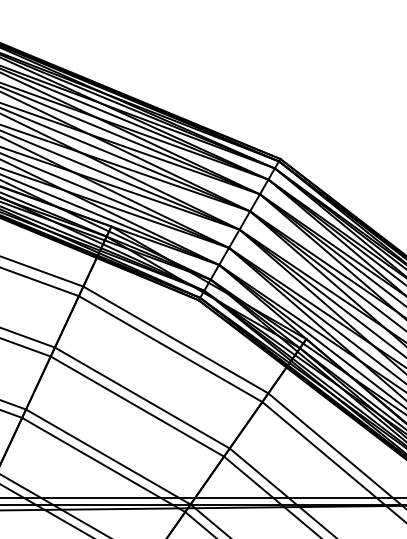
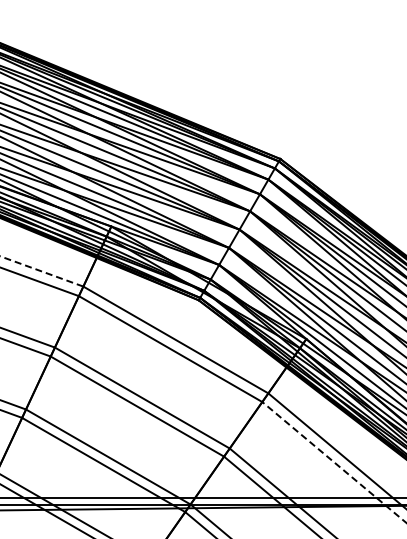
line: solid -> dashed (42, 271)
line: solid -> dashed (334, 462)
